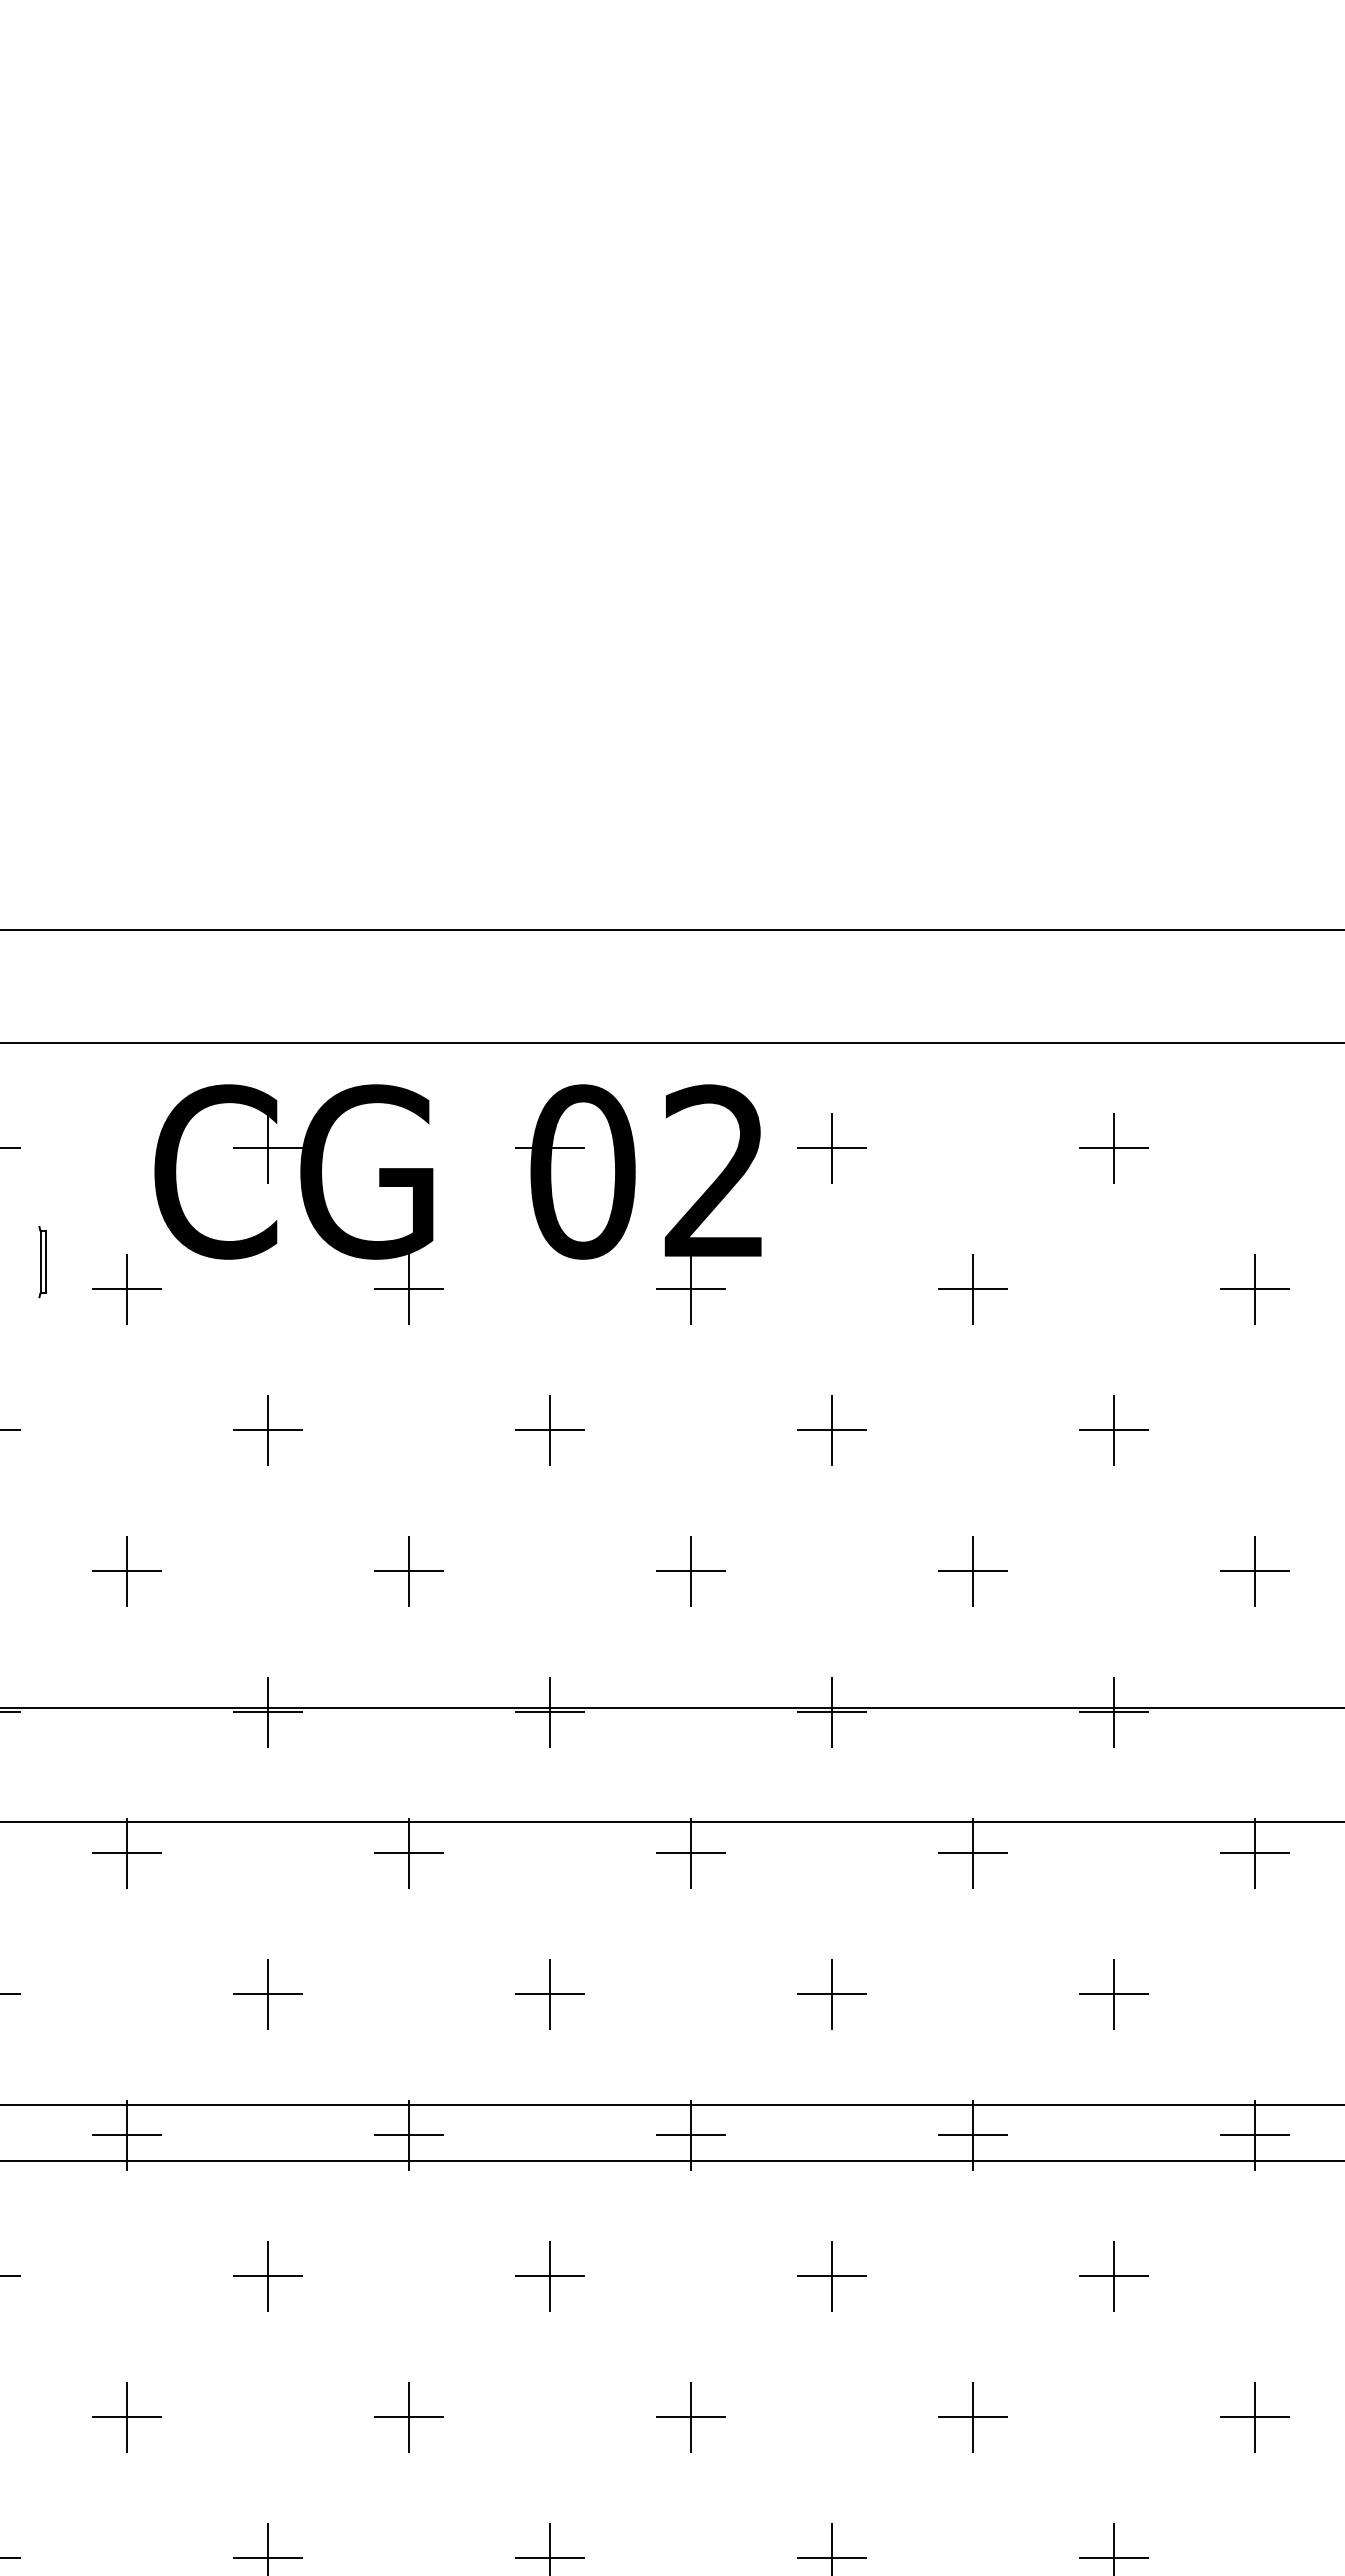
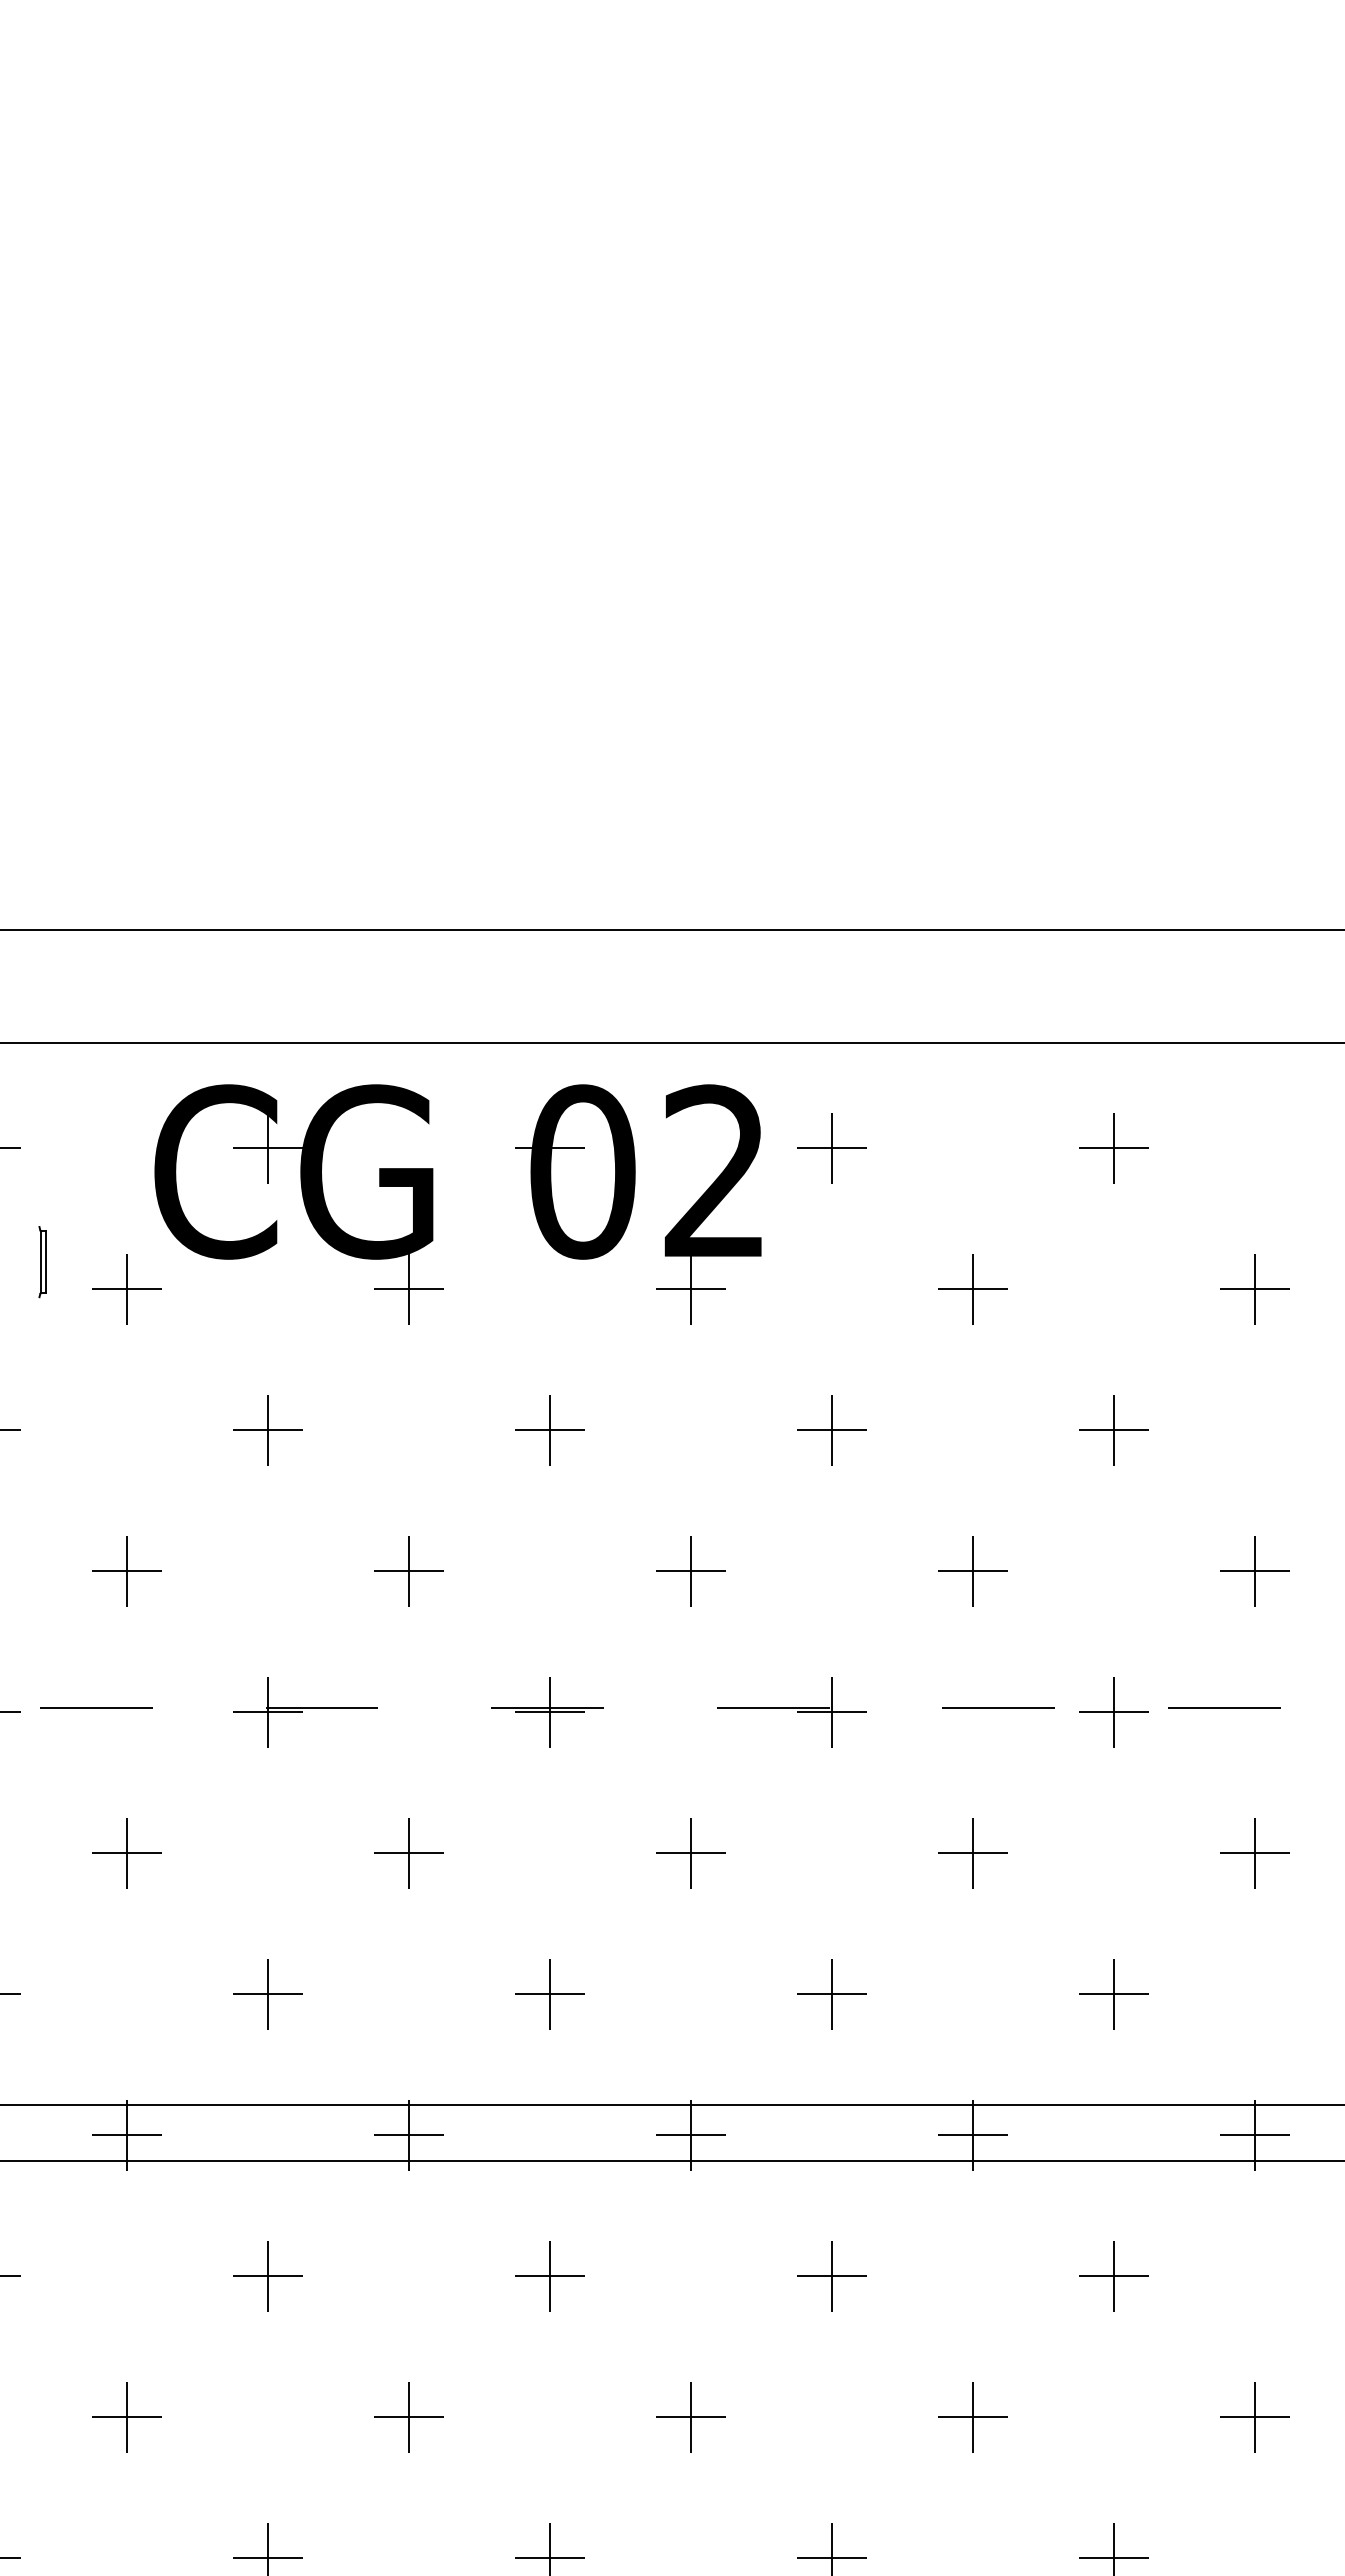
line: solid -> dashed (672, 1707)
line: present -> none (671, 1822)
